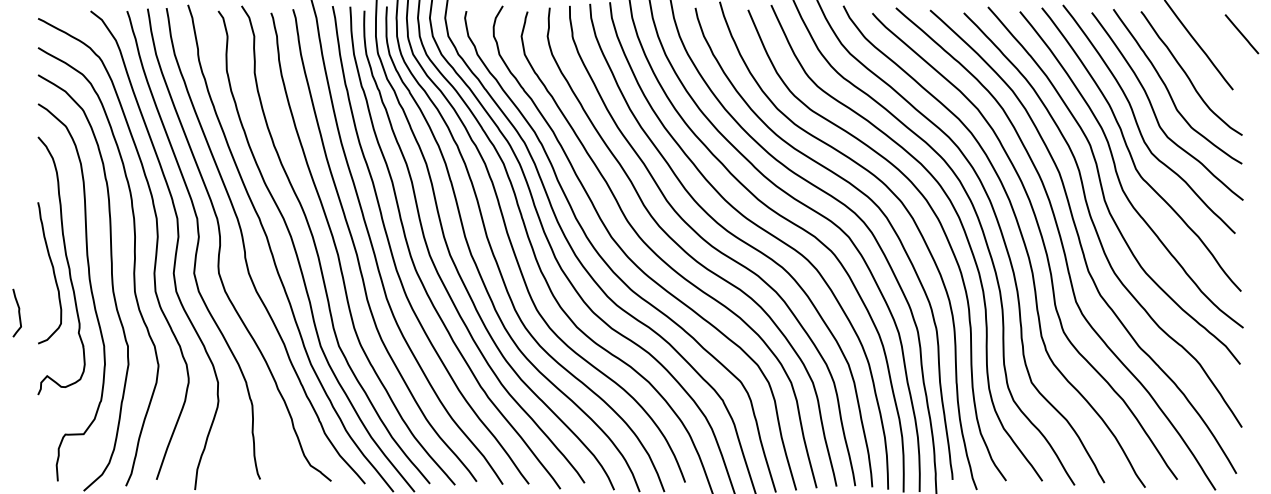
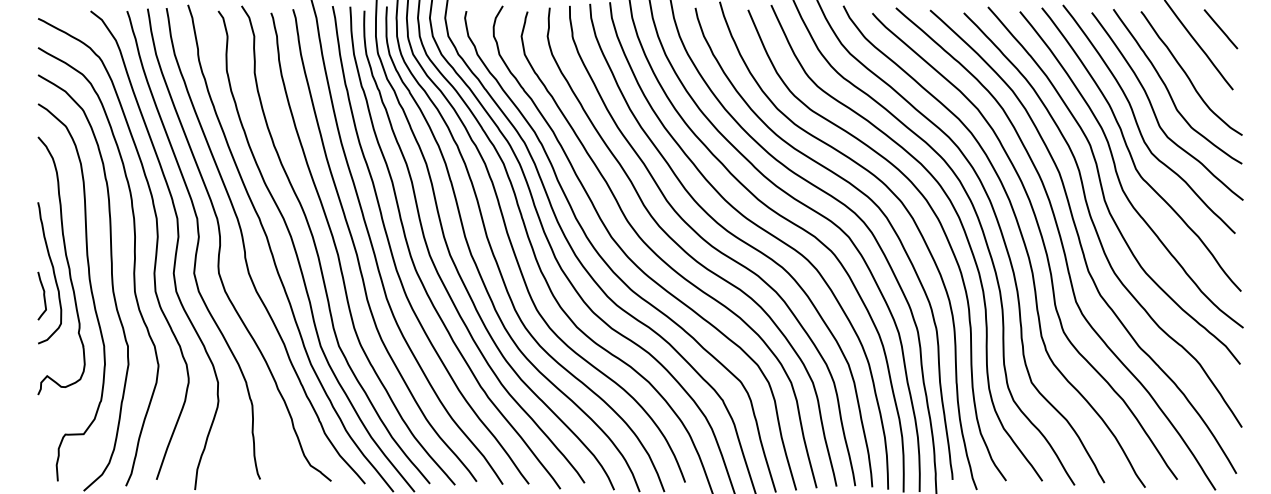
line position: (1241, 34) -> (1220, 29) (1220, 29)
curve position: (18, 312) -> (43, 295) (43, 295)
